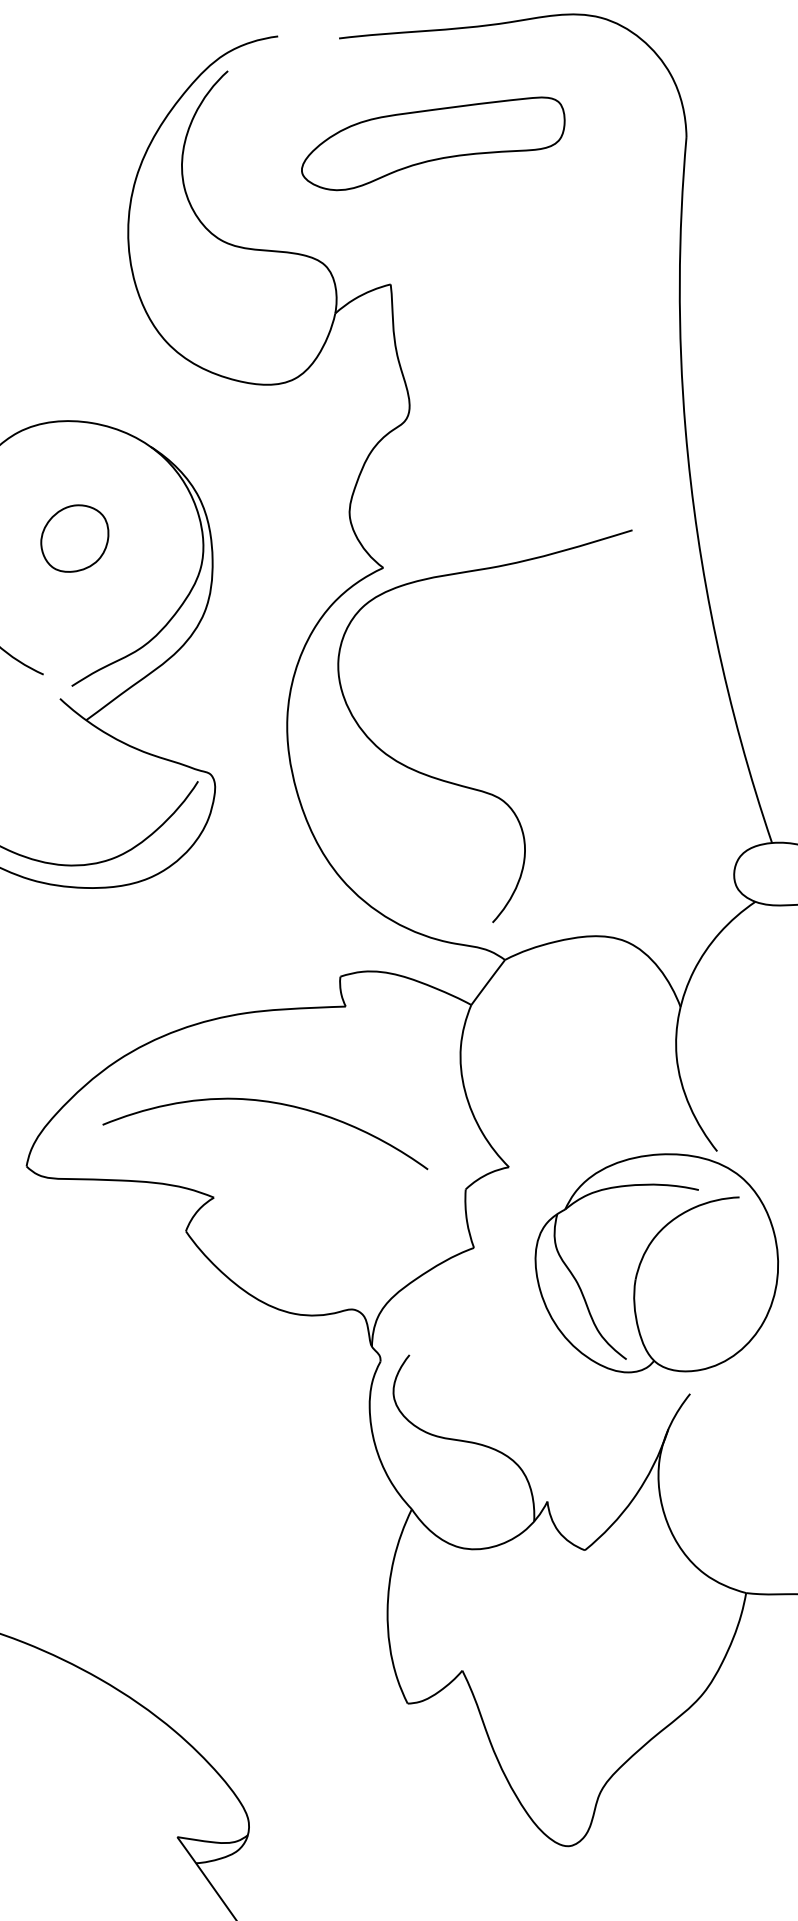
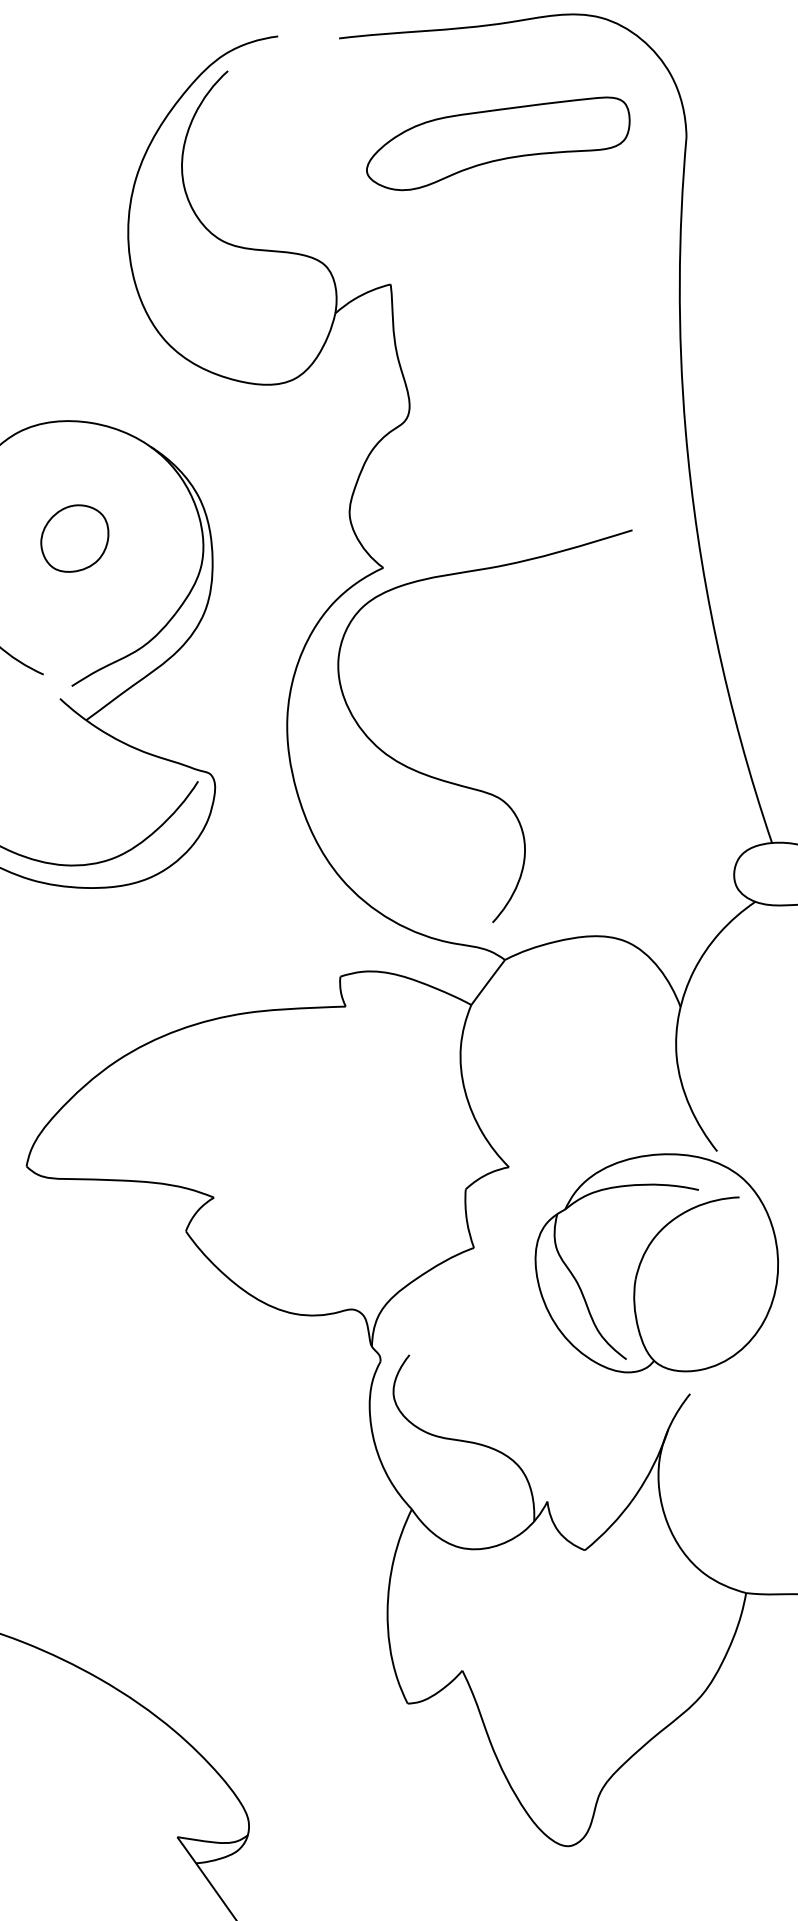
part position: (433, 143) -> (498, 143) (498, 143)
curve: present -> none (271, 1103)
